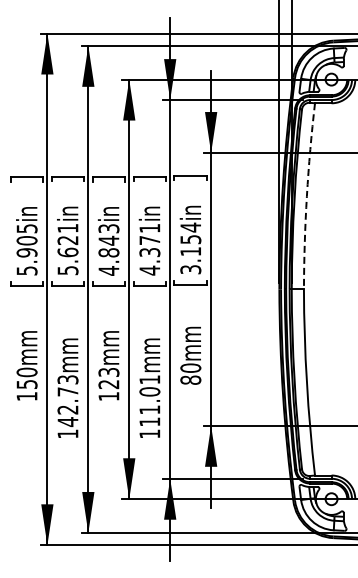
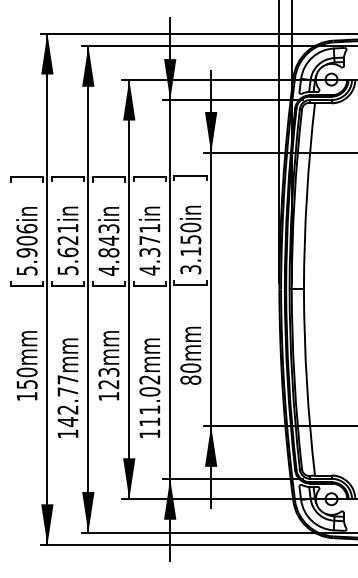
arc: dashed -> solid (306, 196)
text: 3.154in -> 3.150in (190, 227)
text: 5.905in -> 5.906in (26, 228)
text: 142.73mm -> 142.77mm (67, 379)
text: 111.01mm -> 111.02mm (149, 379)
